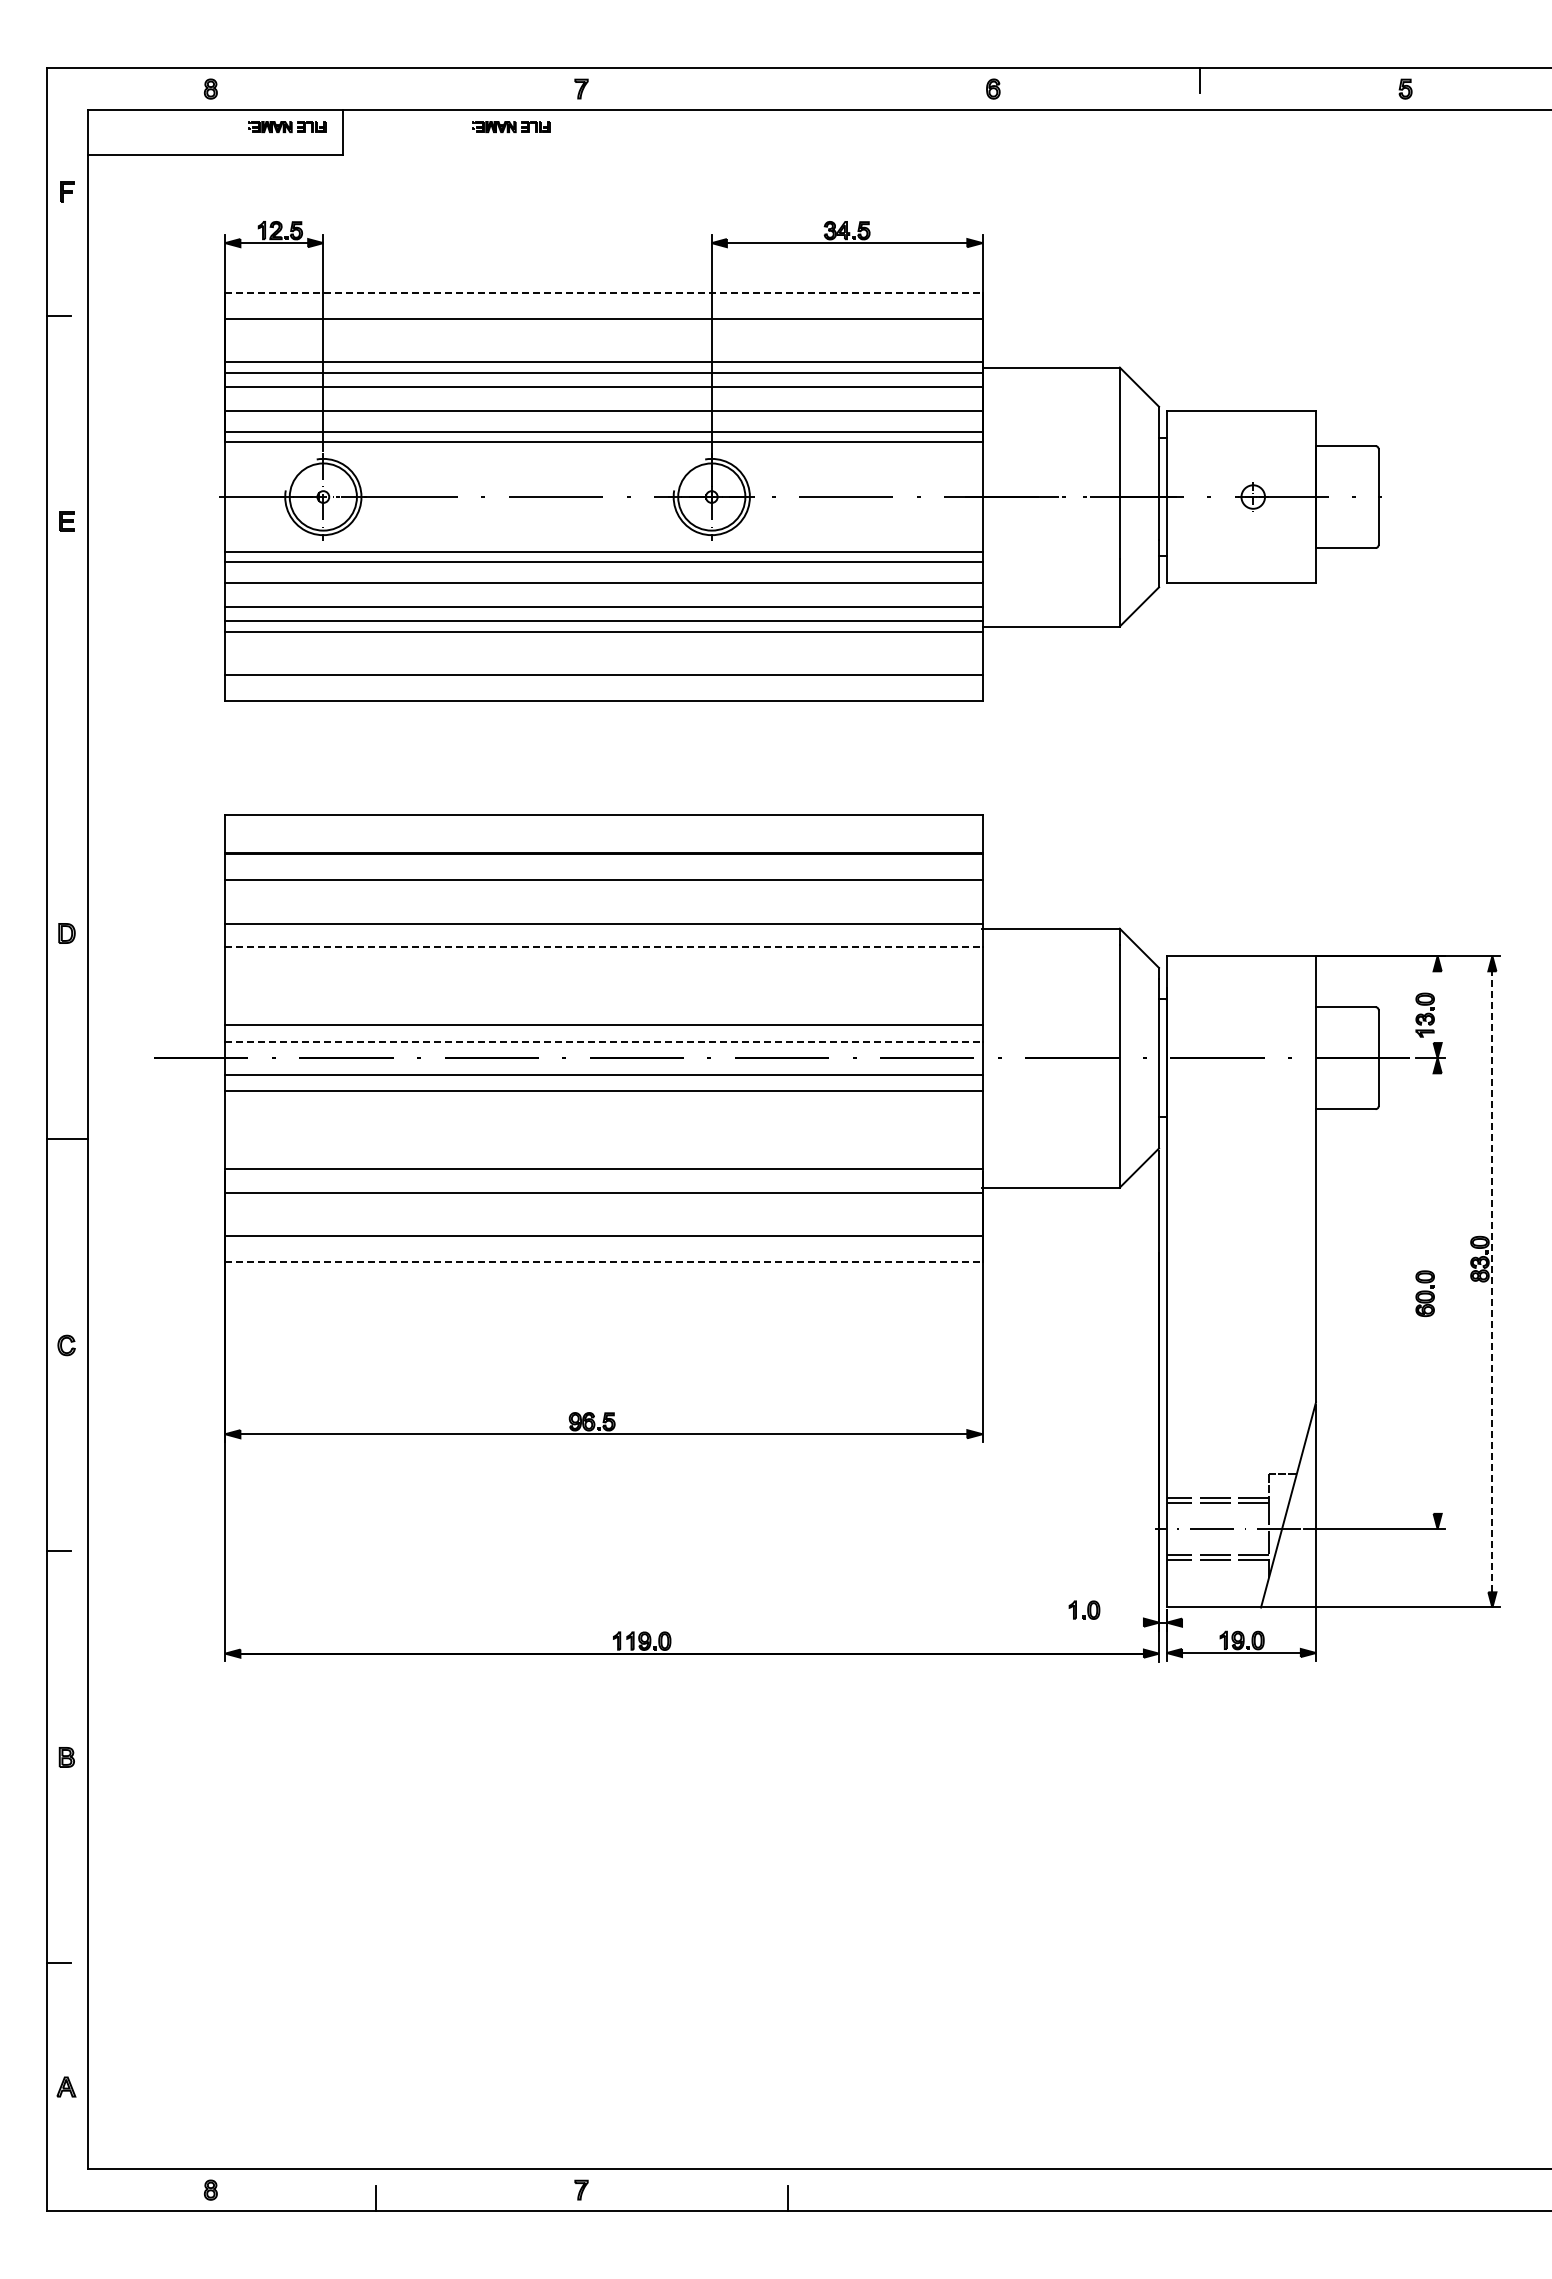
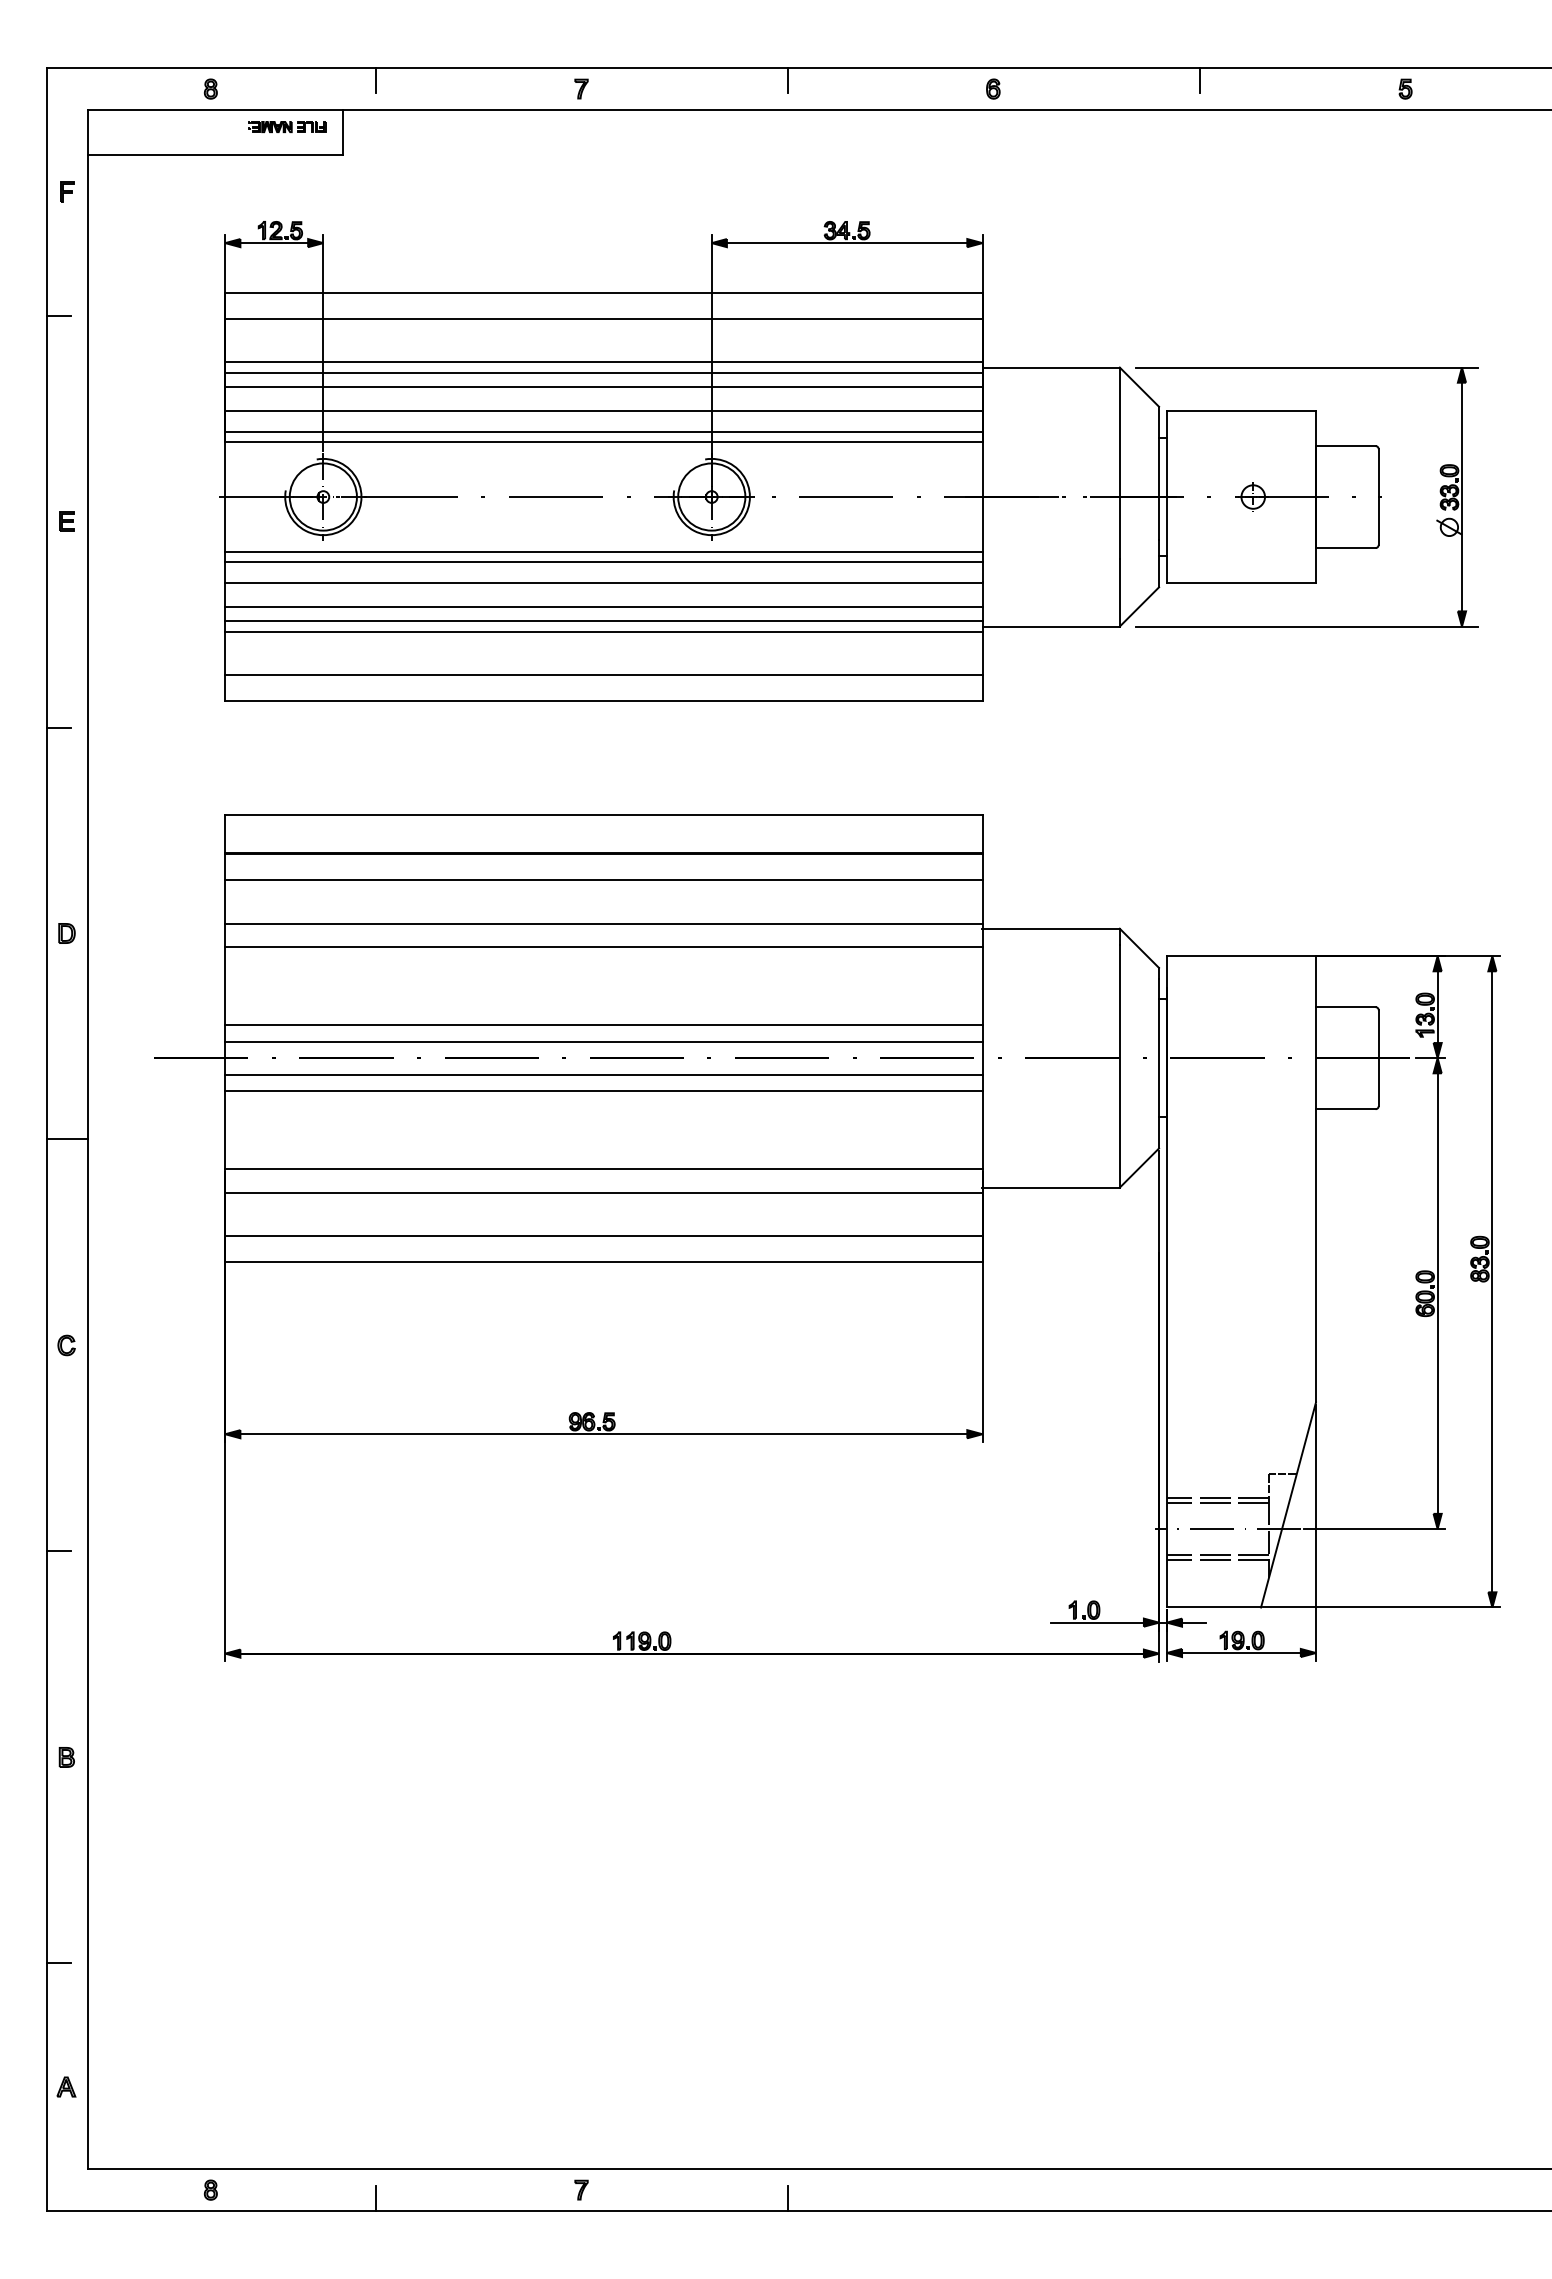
line: none -> present (376, 80)
line: none -> present (788, 80)
part: present -> none (511, 126)
line: dashed -> solid (603, 293)
part: none -> present (1306, 368)
line: none -> present (58, 727)
line: dashed -> solid (603, 947)
line: none -> present (1437, 1007)
line: dashed -> solid (603, 1041)
line: dashed -> solid (603, 1262)
line: dashed -> solid (1492, 1281)
line: none -> present (1437, 1293)
line: none -> present (1097, 1622)
line: none -> present (1194, 1622)
